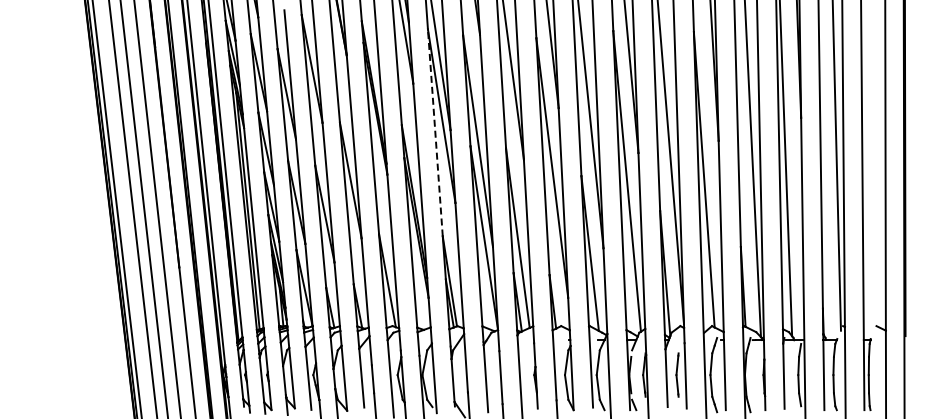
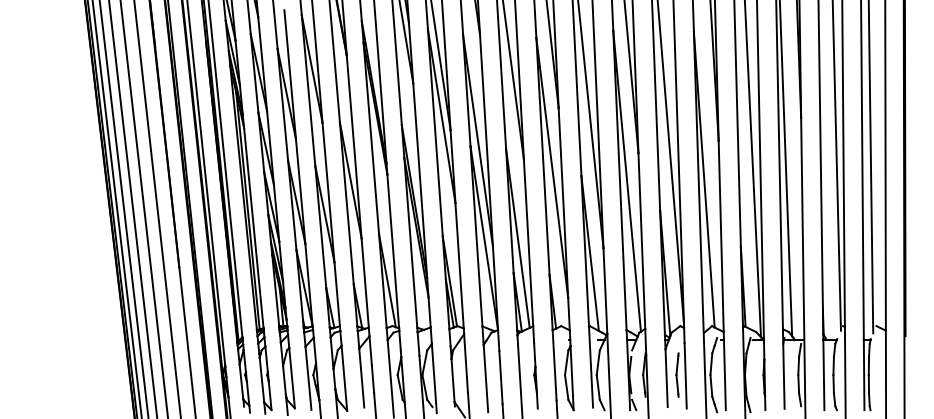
line: dashed -> solid (435, 132)
line: none -> present (870, 167)
line: none -> present (123, 208)
